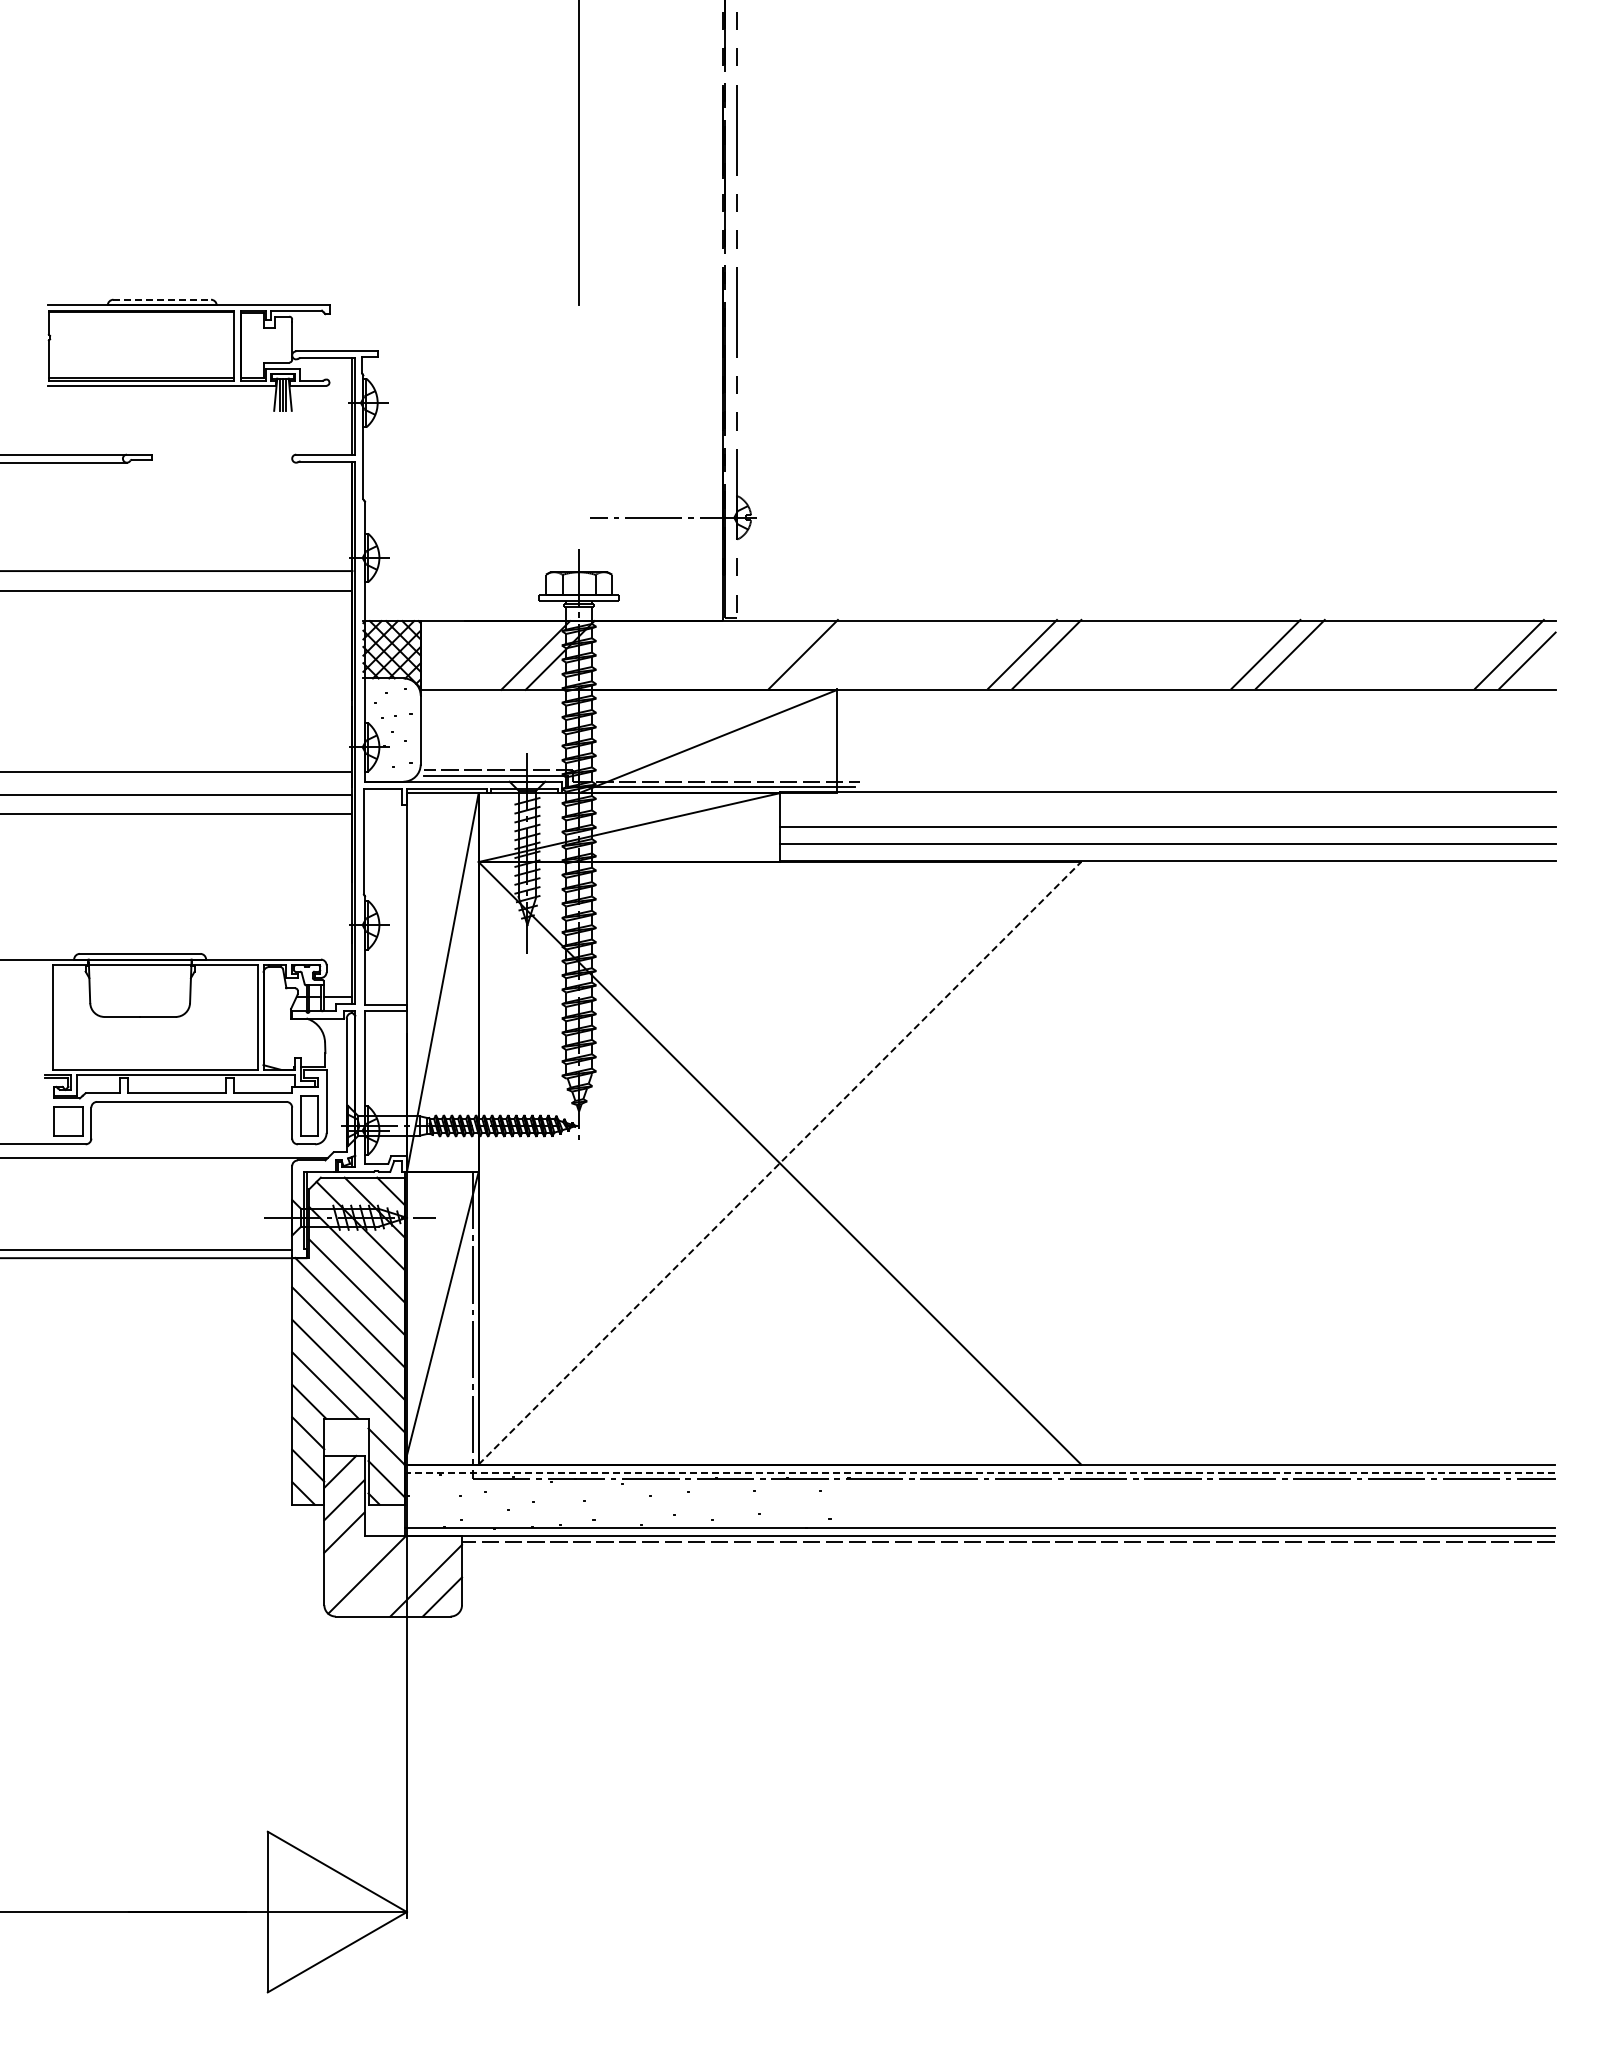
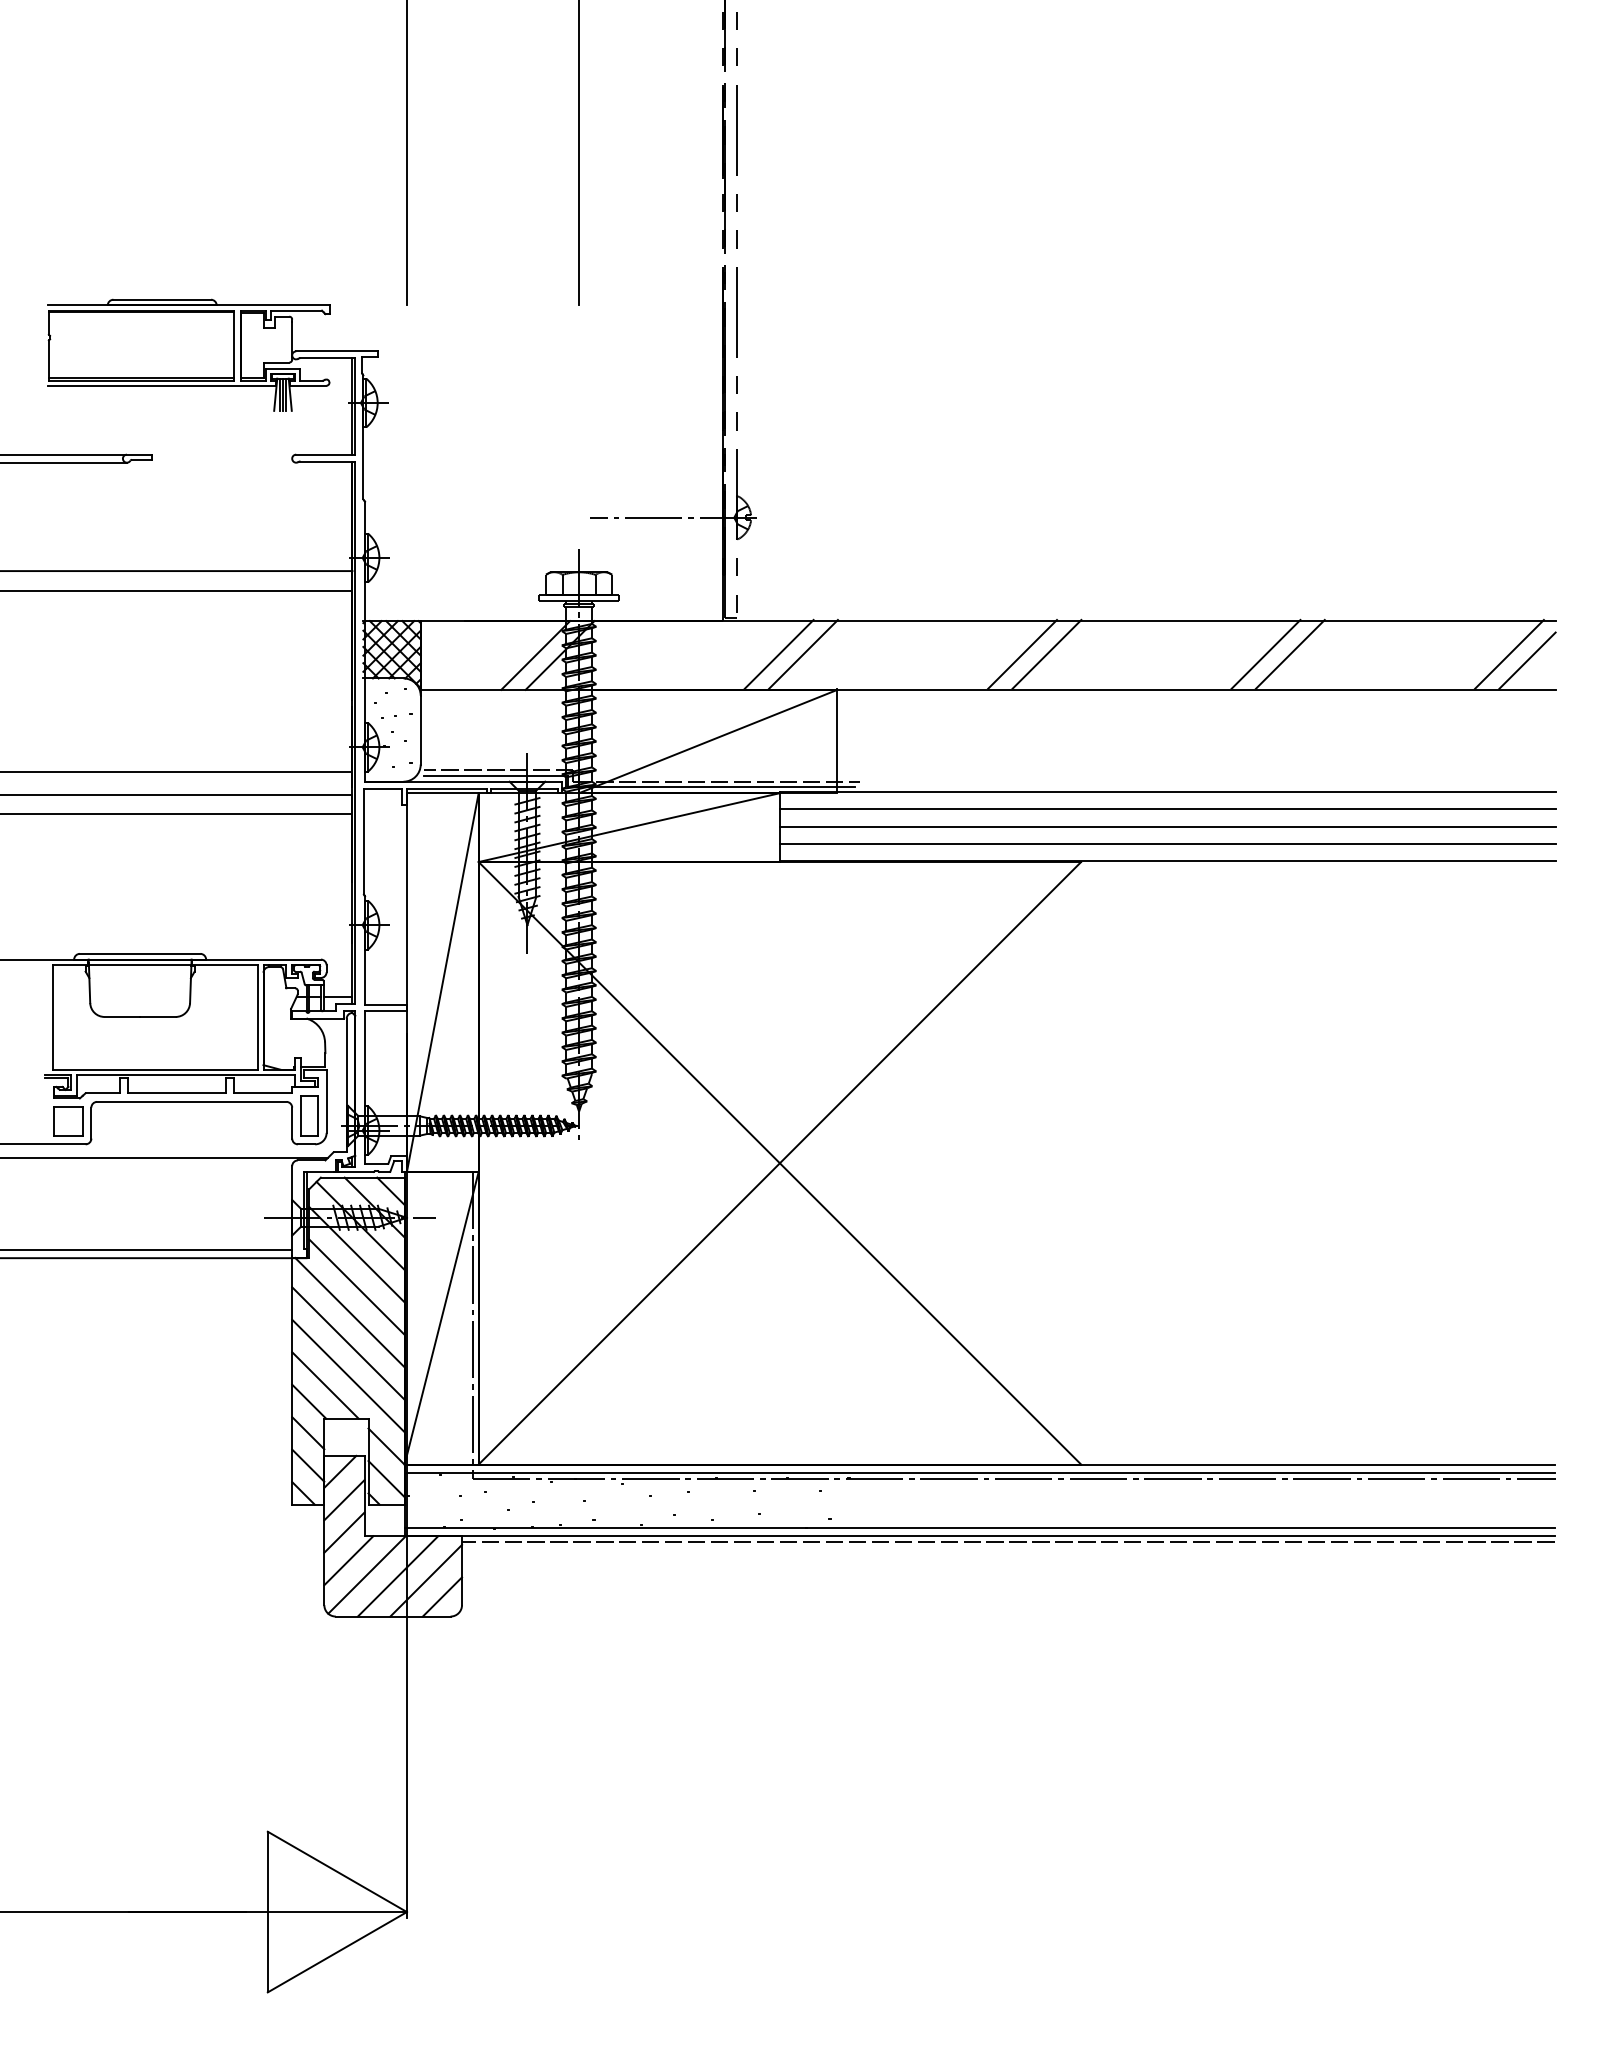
line: none -> present (406, 153)
line: dashed -> solid (162, 299)
line: none -> present (778, 653)
line: none -> present (1167, 809)
line: dashed -> solid (780, 1162)
line: dashed -> solid (979, 1473)
line: none -> present (348, 1560)
line: none -> present (397, 1576)
